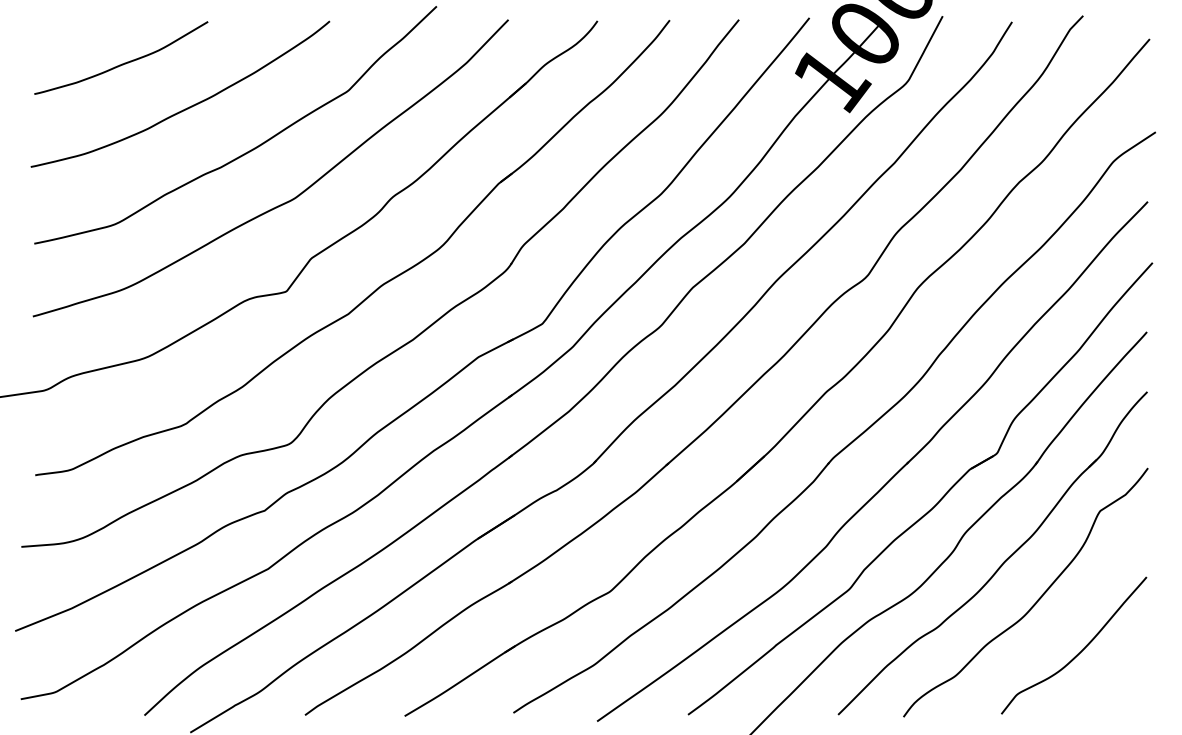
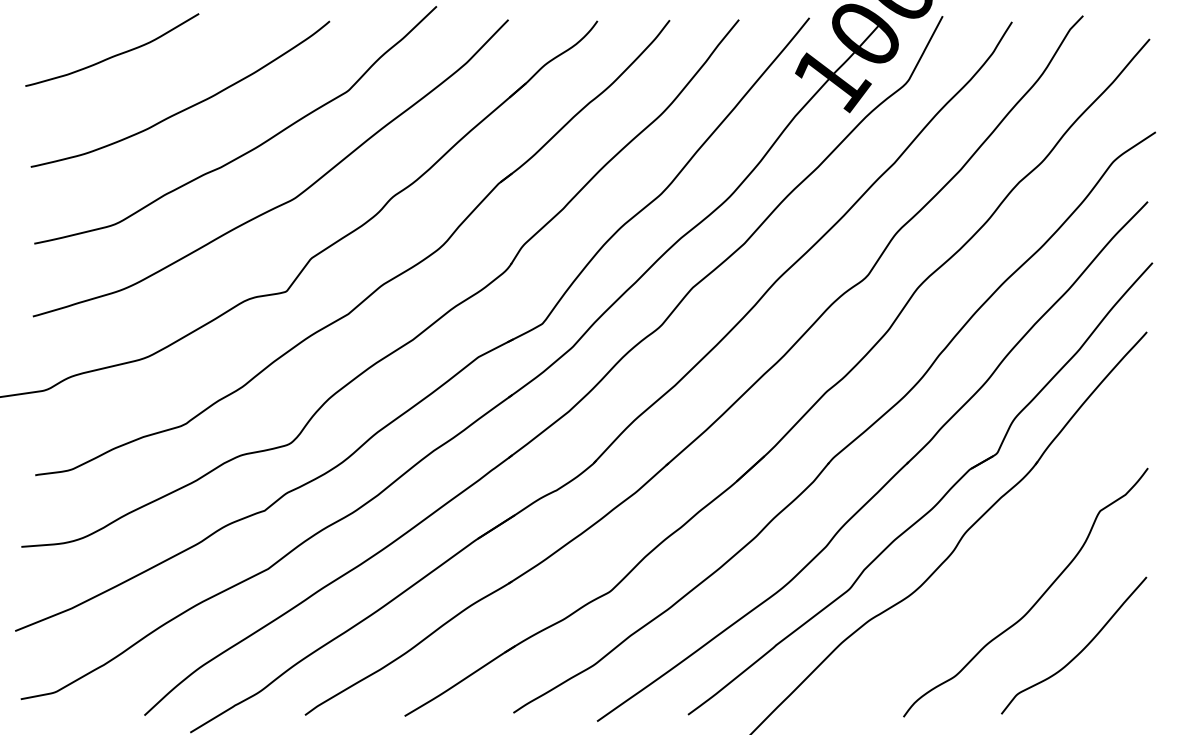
curve position: (124, 62) -> (115, 54) (115, 54)
part: present -> none (1003, 561)
